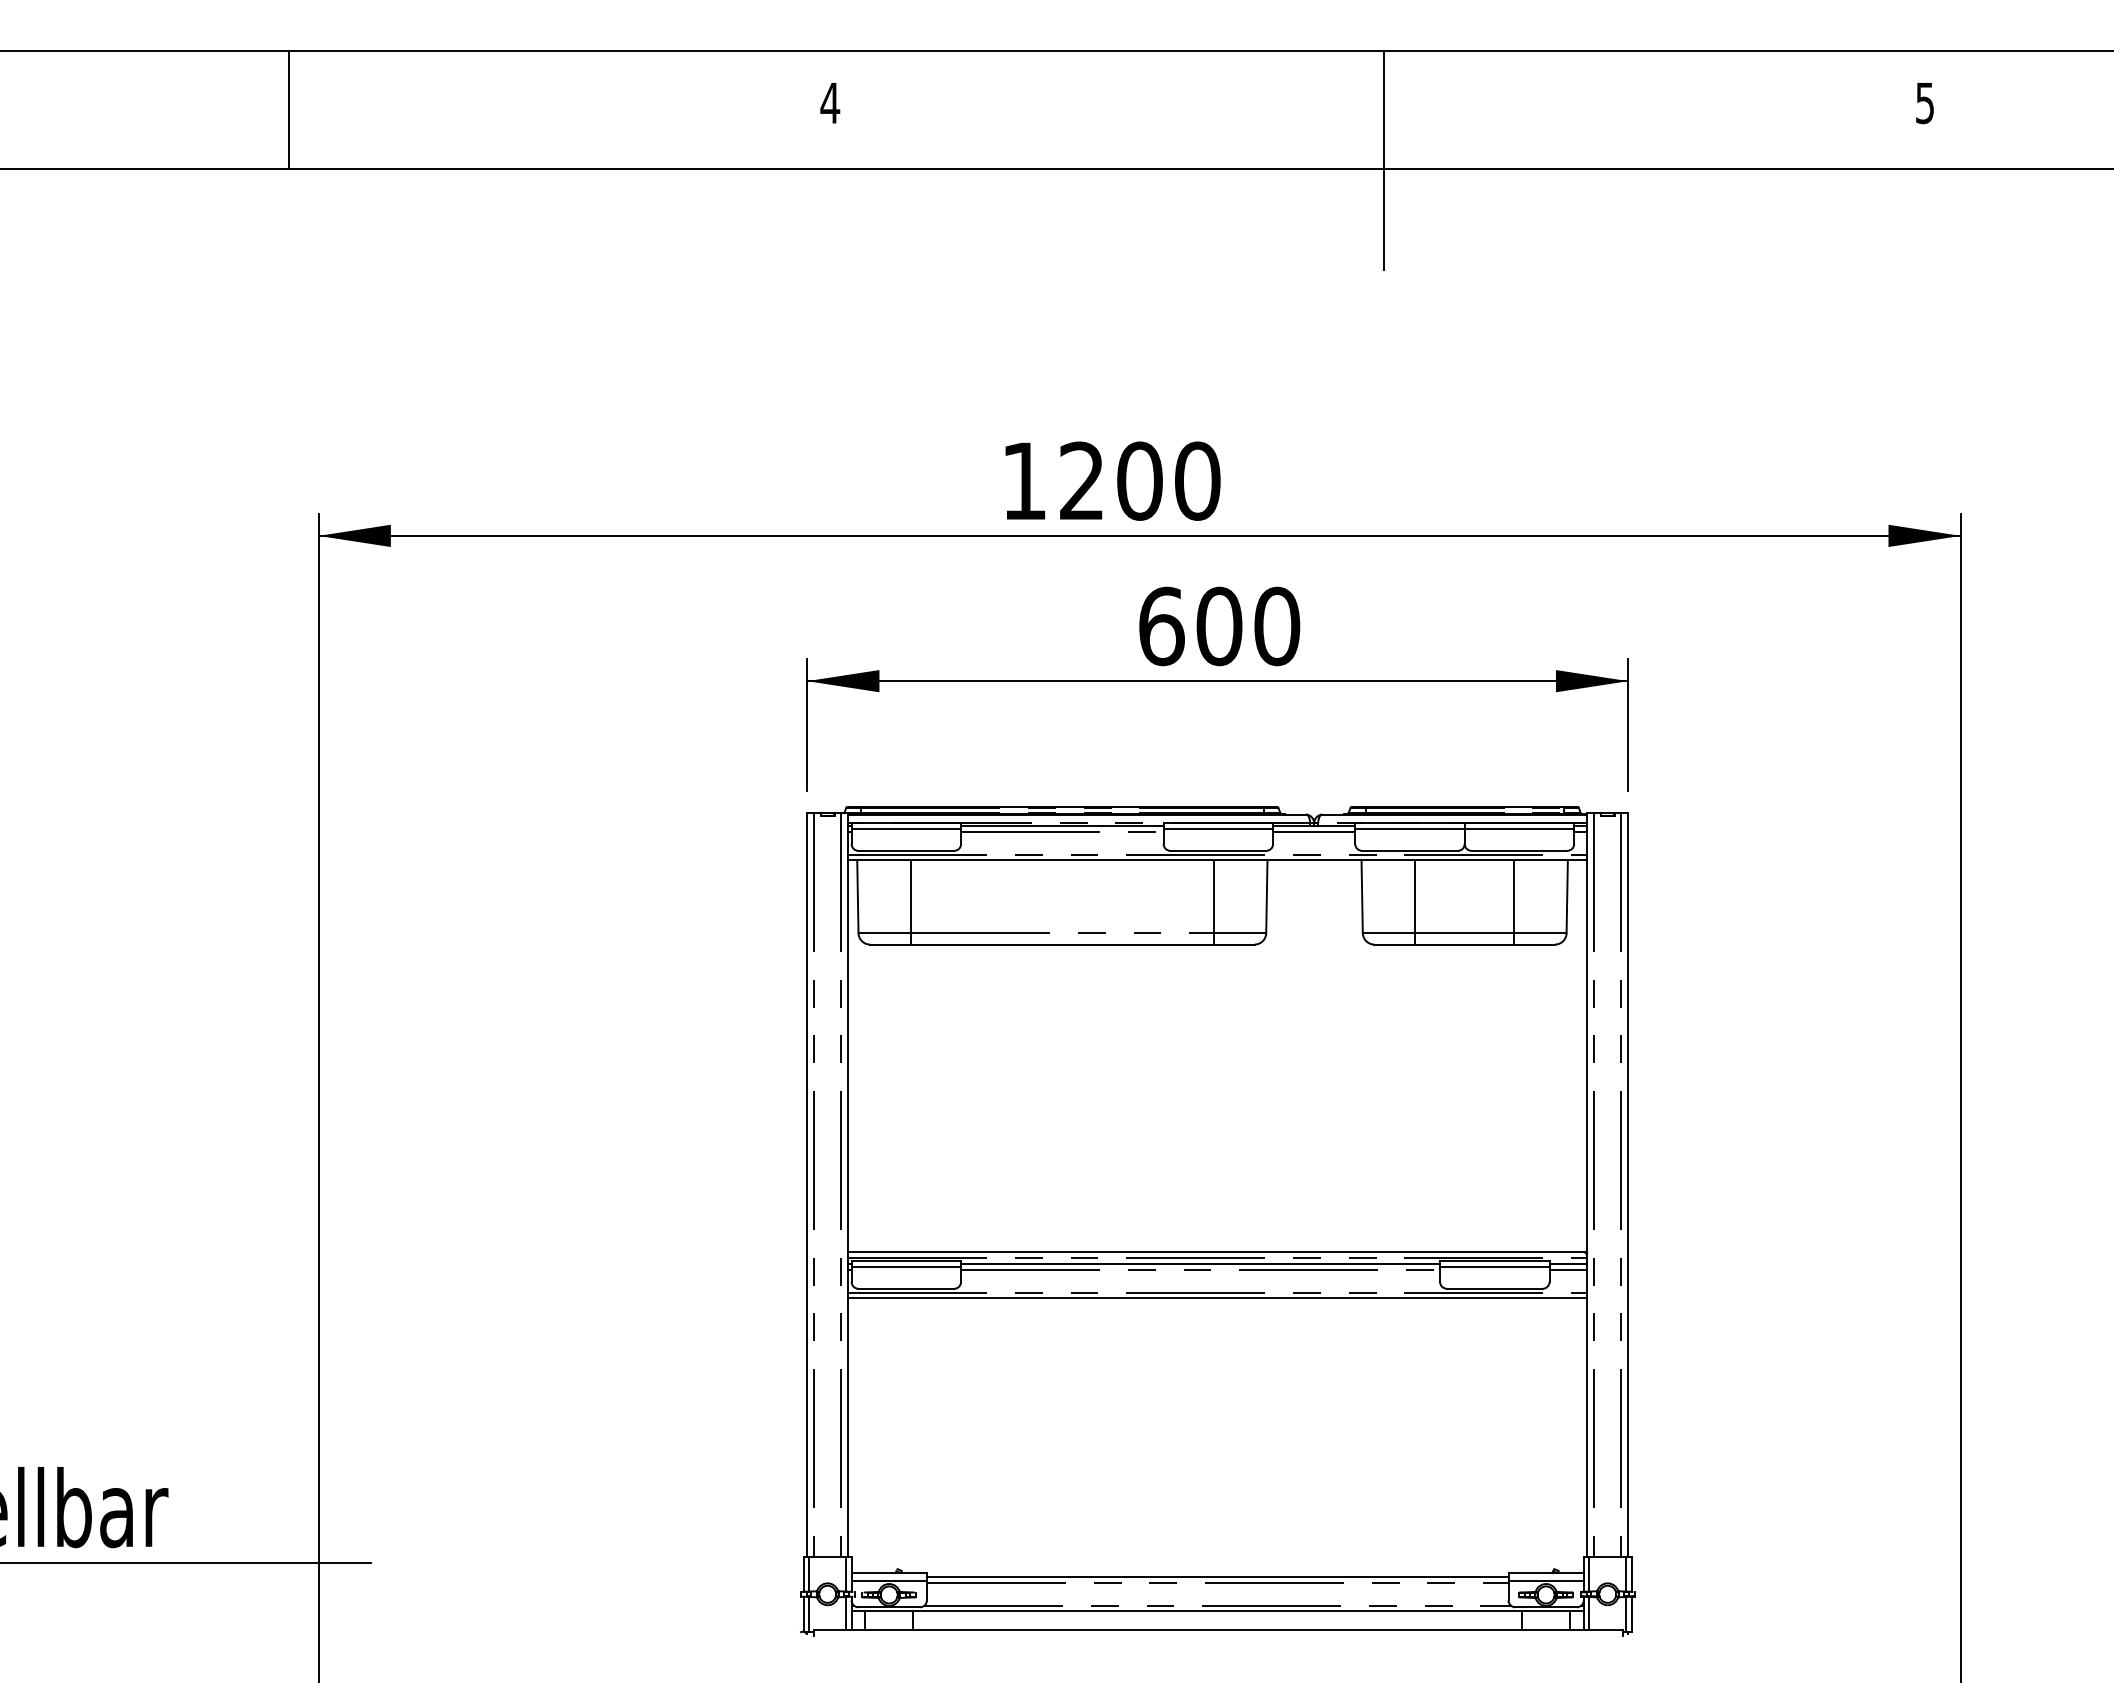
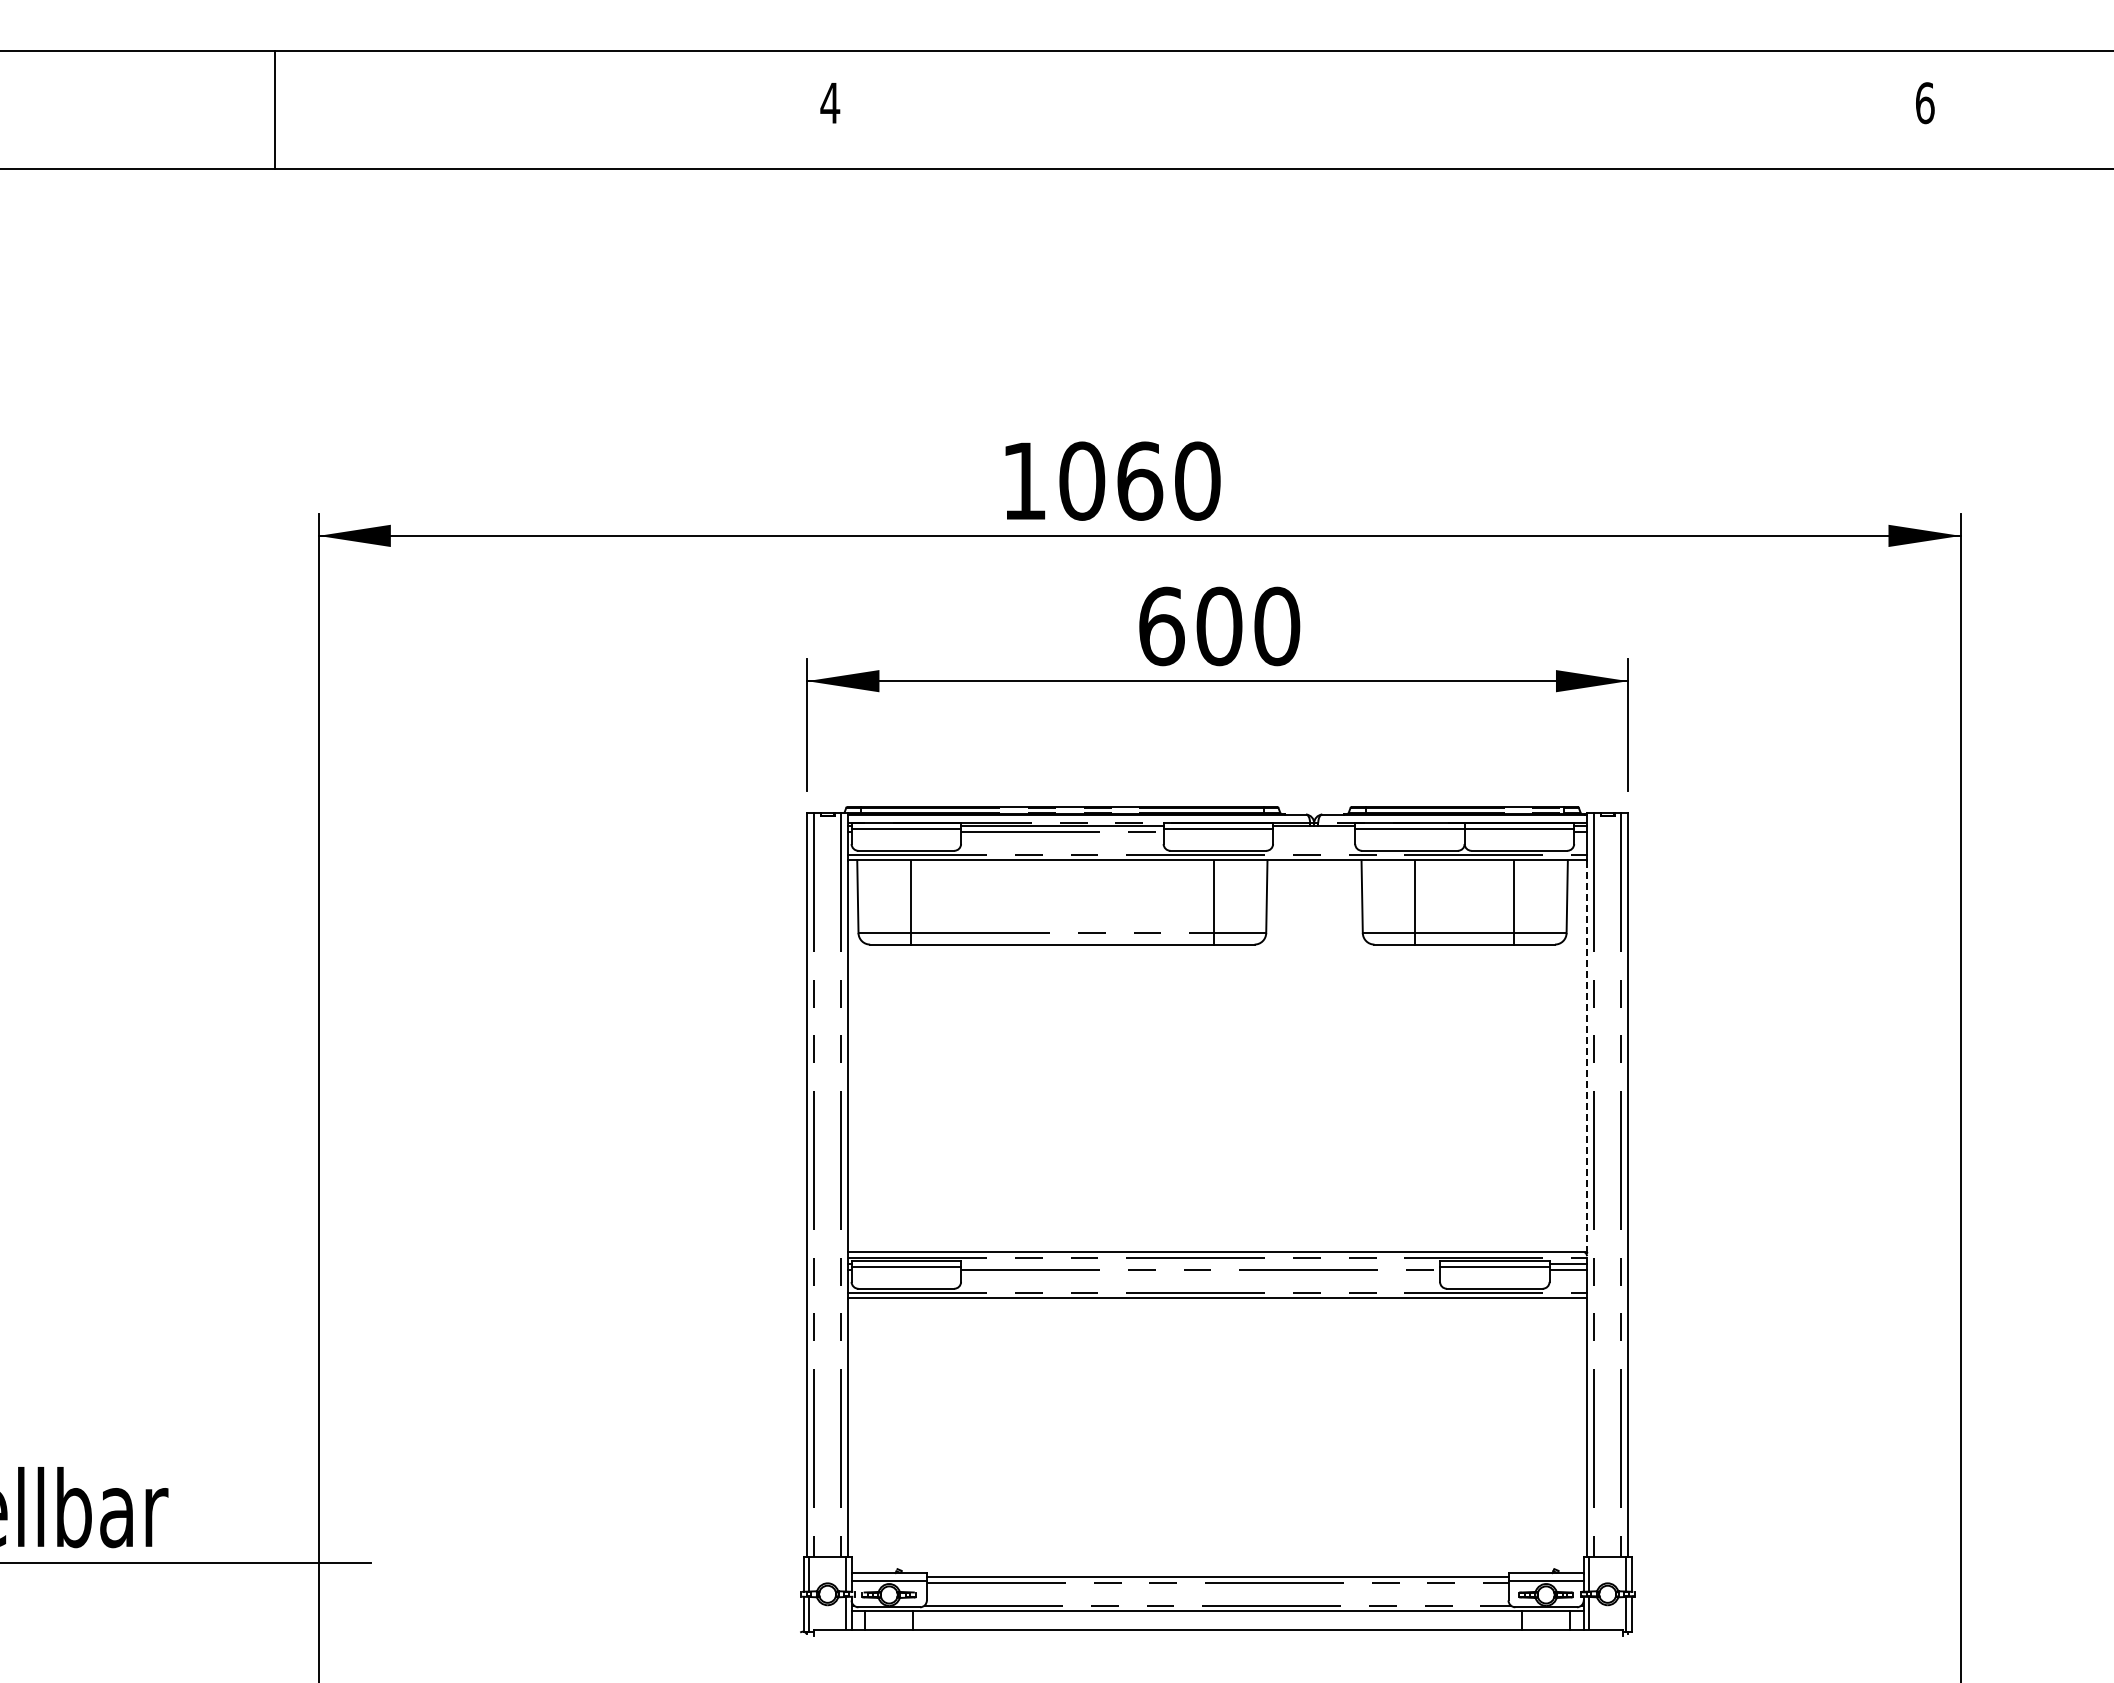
text: 5 -> 6 (1925, 103)
line position: (289, 109) -> (275, 109) (275, 109)
line: present -> none (1384, 159)
text: 1200 -> 1060 (1111, 480)
line: present -> none (1314, 831)
line: solid -> dashed (1587, 1062)
line: present -> none (1200, 1264)
